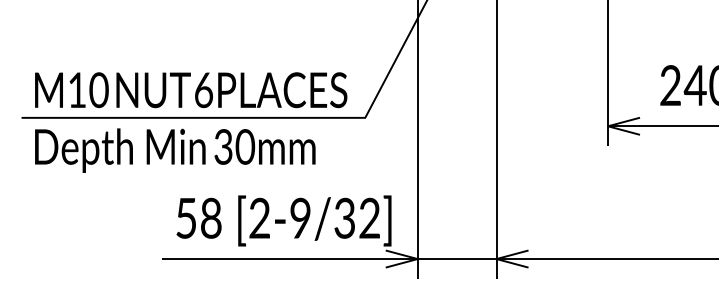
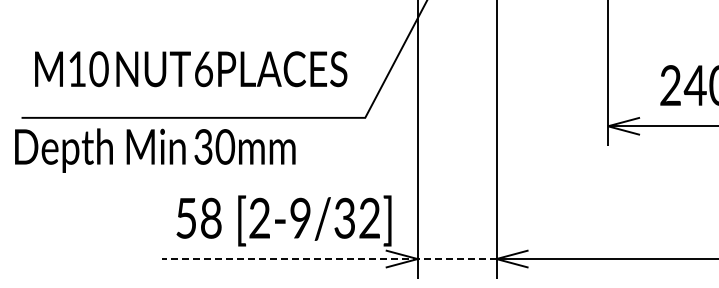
text position: (191, 90) -> (191, 69) (191, 69)
text position: (175, 150) -> (155, 150) (155, 150)
line: solid -> dashed (328, 259)
